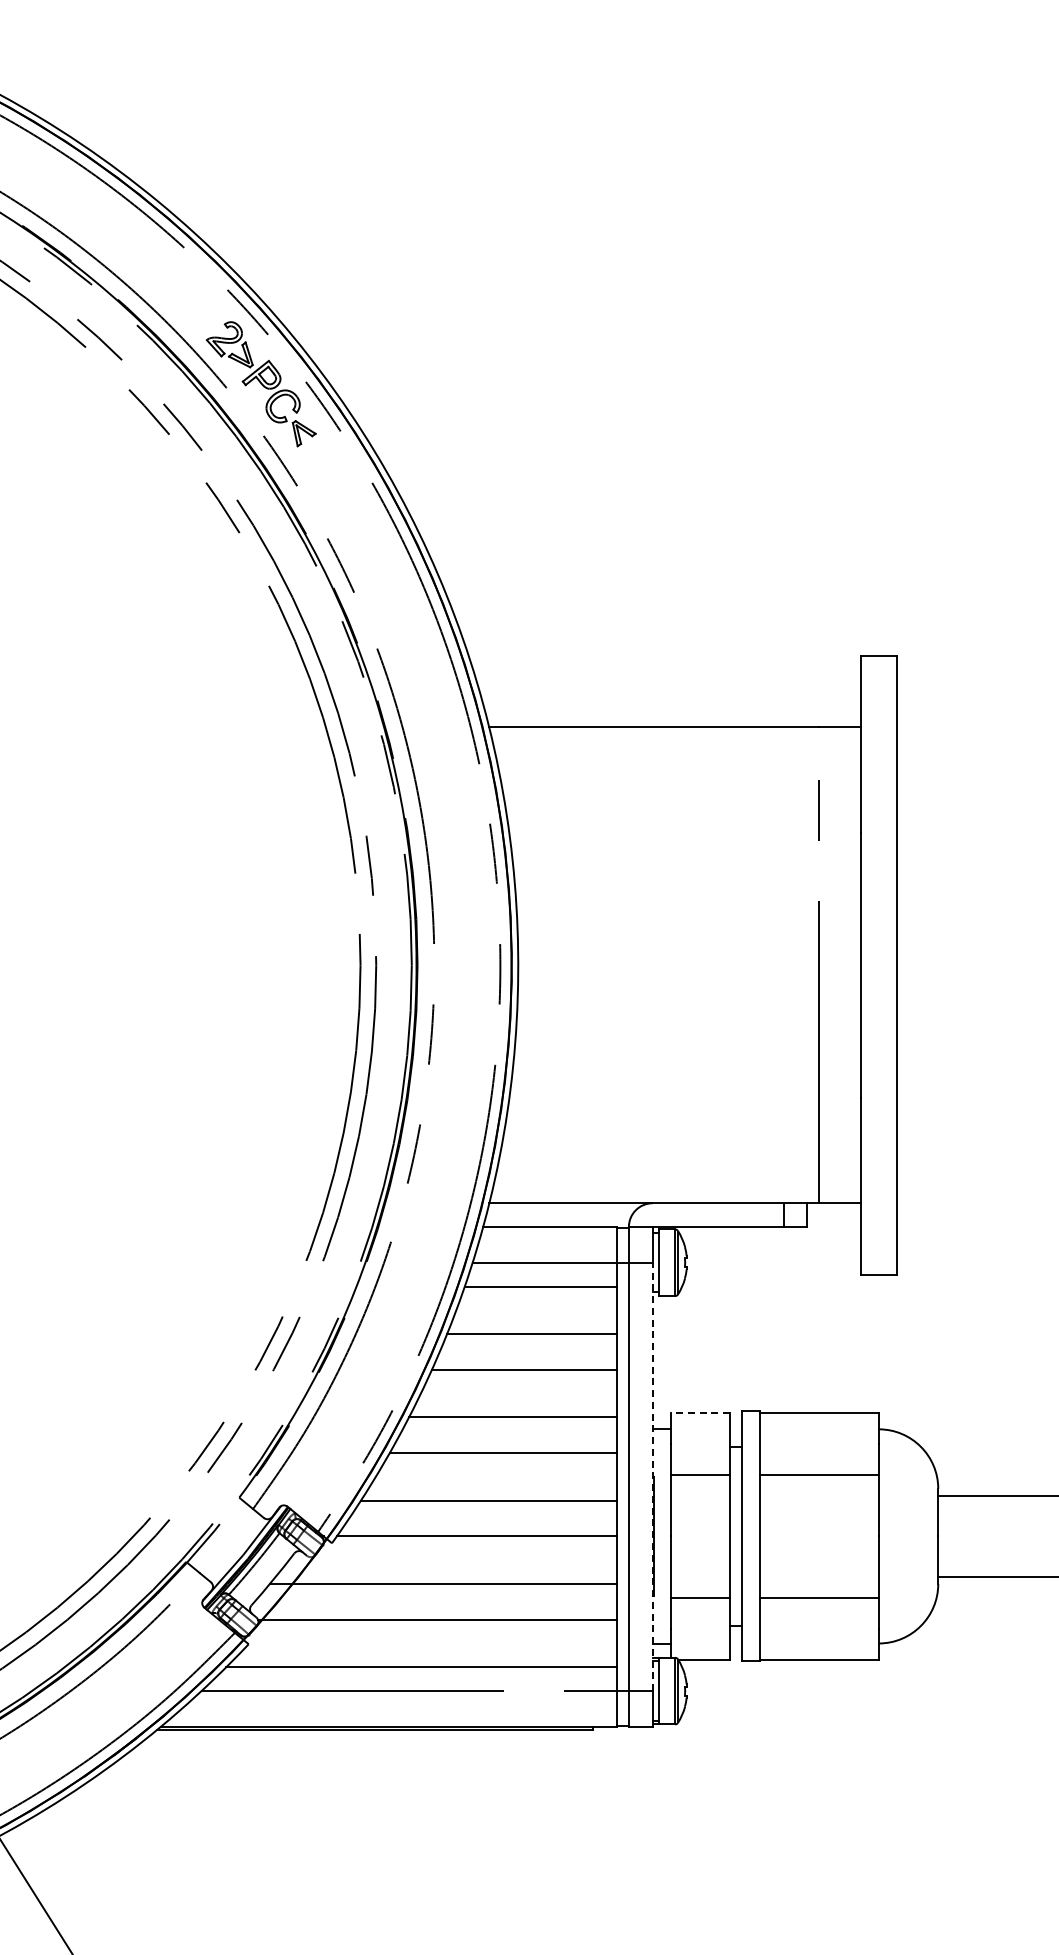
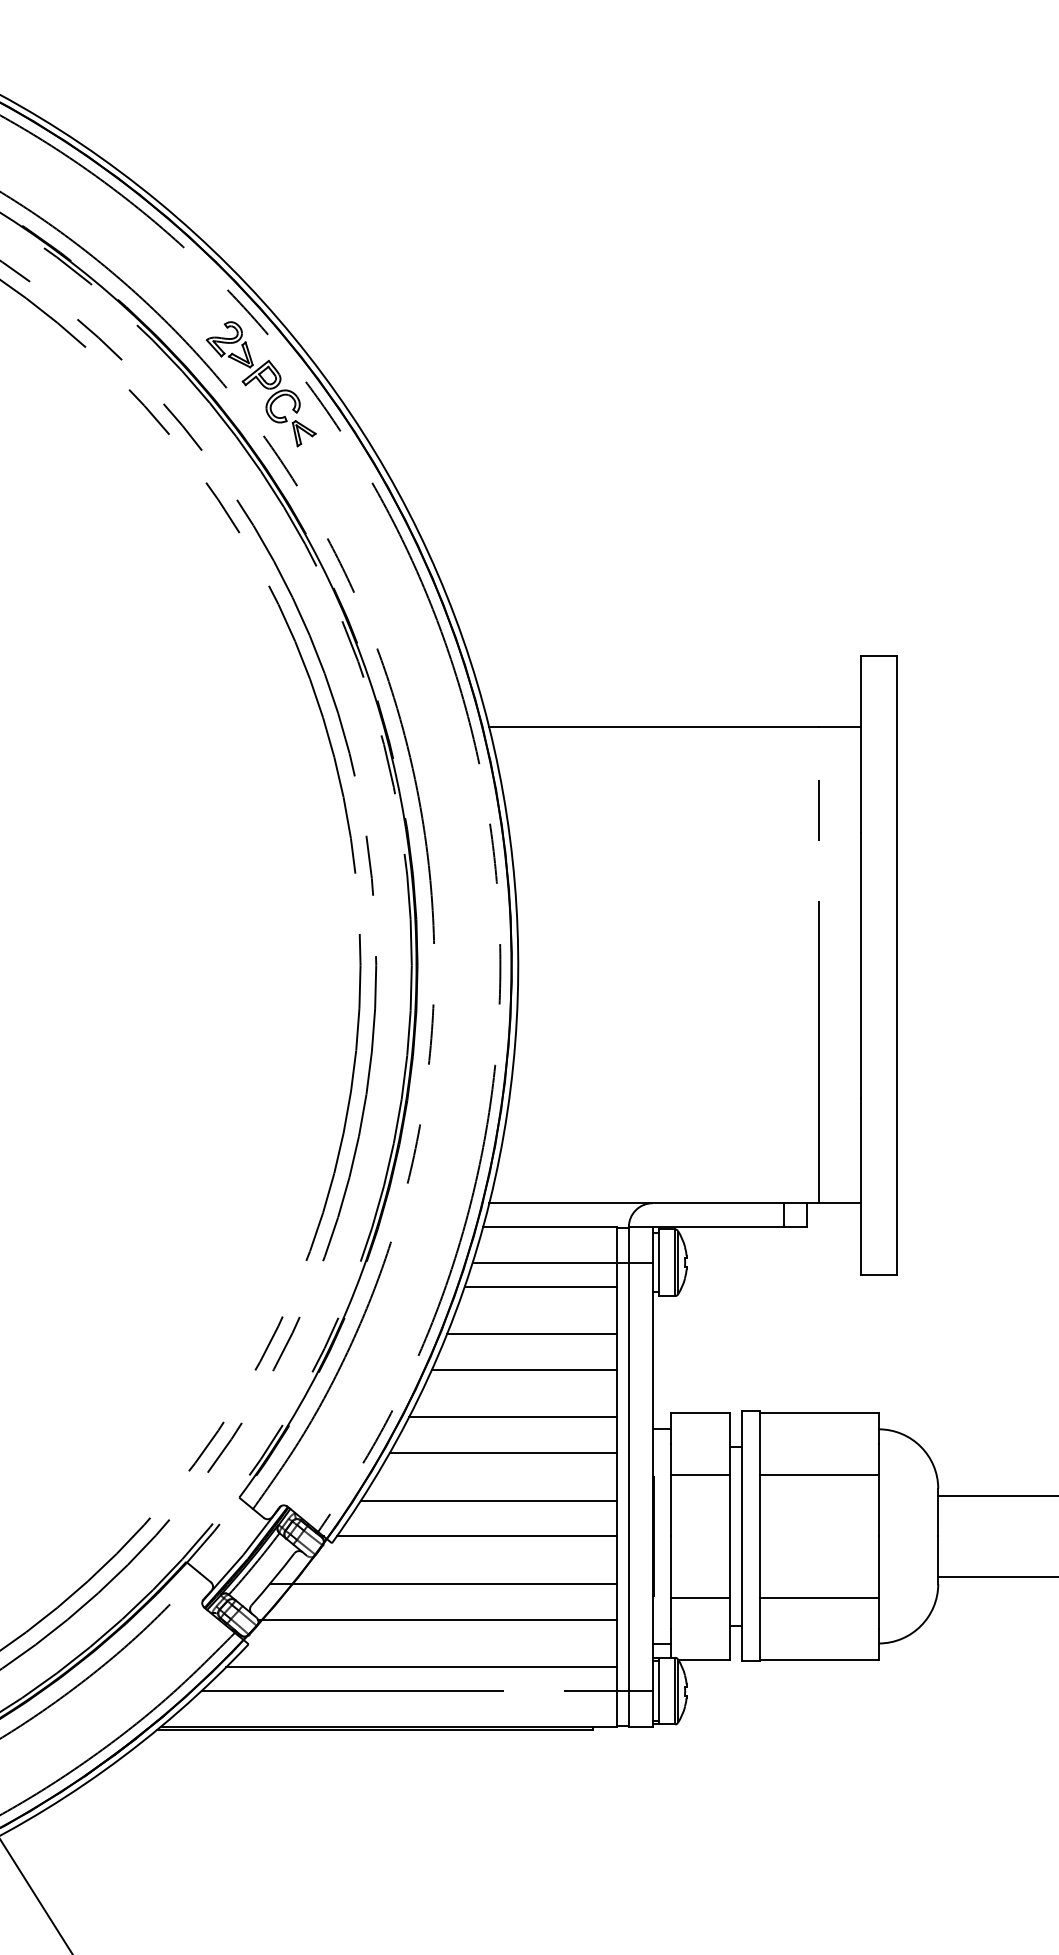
line: dashed -> solid (700, 1412)
line: dashed -> solid (652, 1476)
